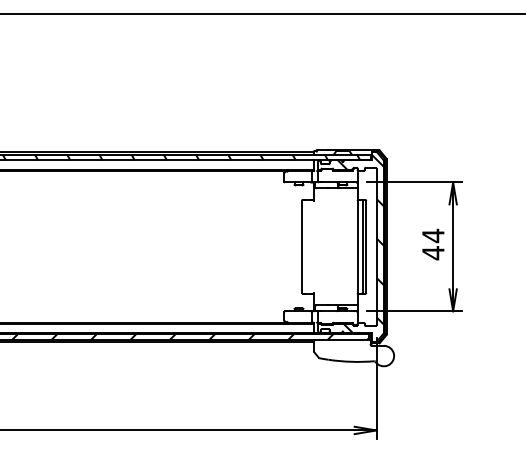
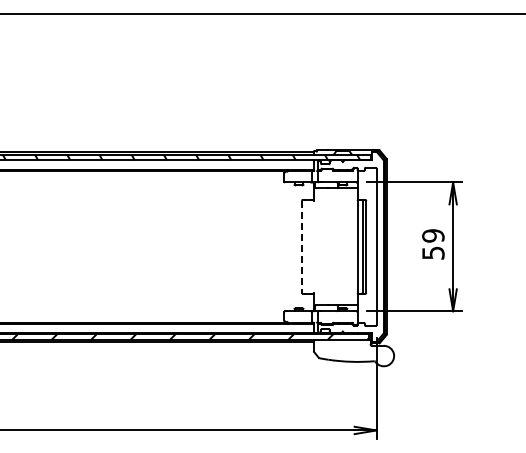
hatch: present -> none (360, 244)
text: 44 -> 59 (433, 244)
line: solid -> dashed (301, 246)
